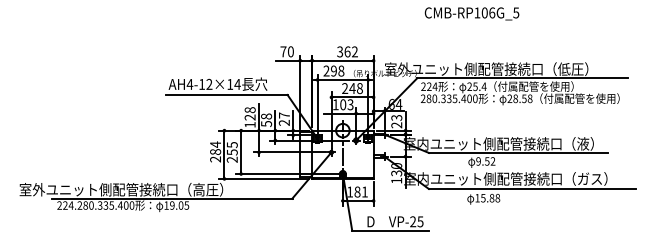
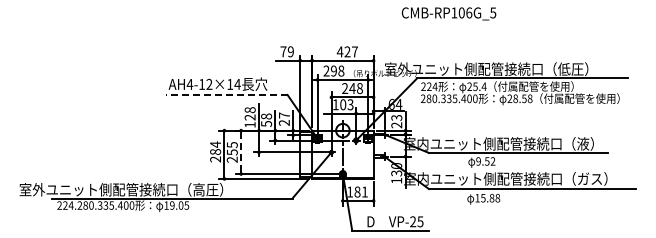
text position: (471, 13) -> (448, 13) (448, 13)
text: 70 -> 79 (290, 51)
text: 362 -> 427 (346, 51)
line: solid -> dashed (226, 94)
line: solid -> dashed (241, 152)
